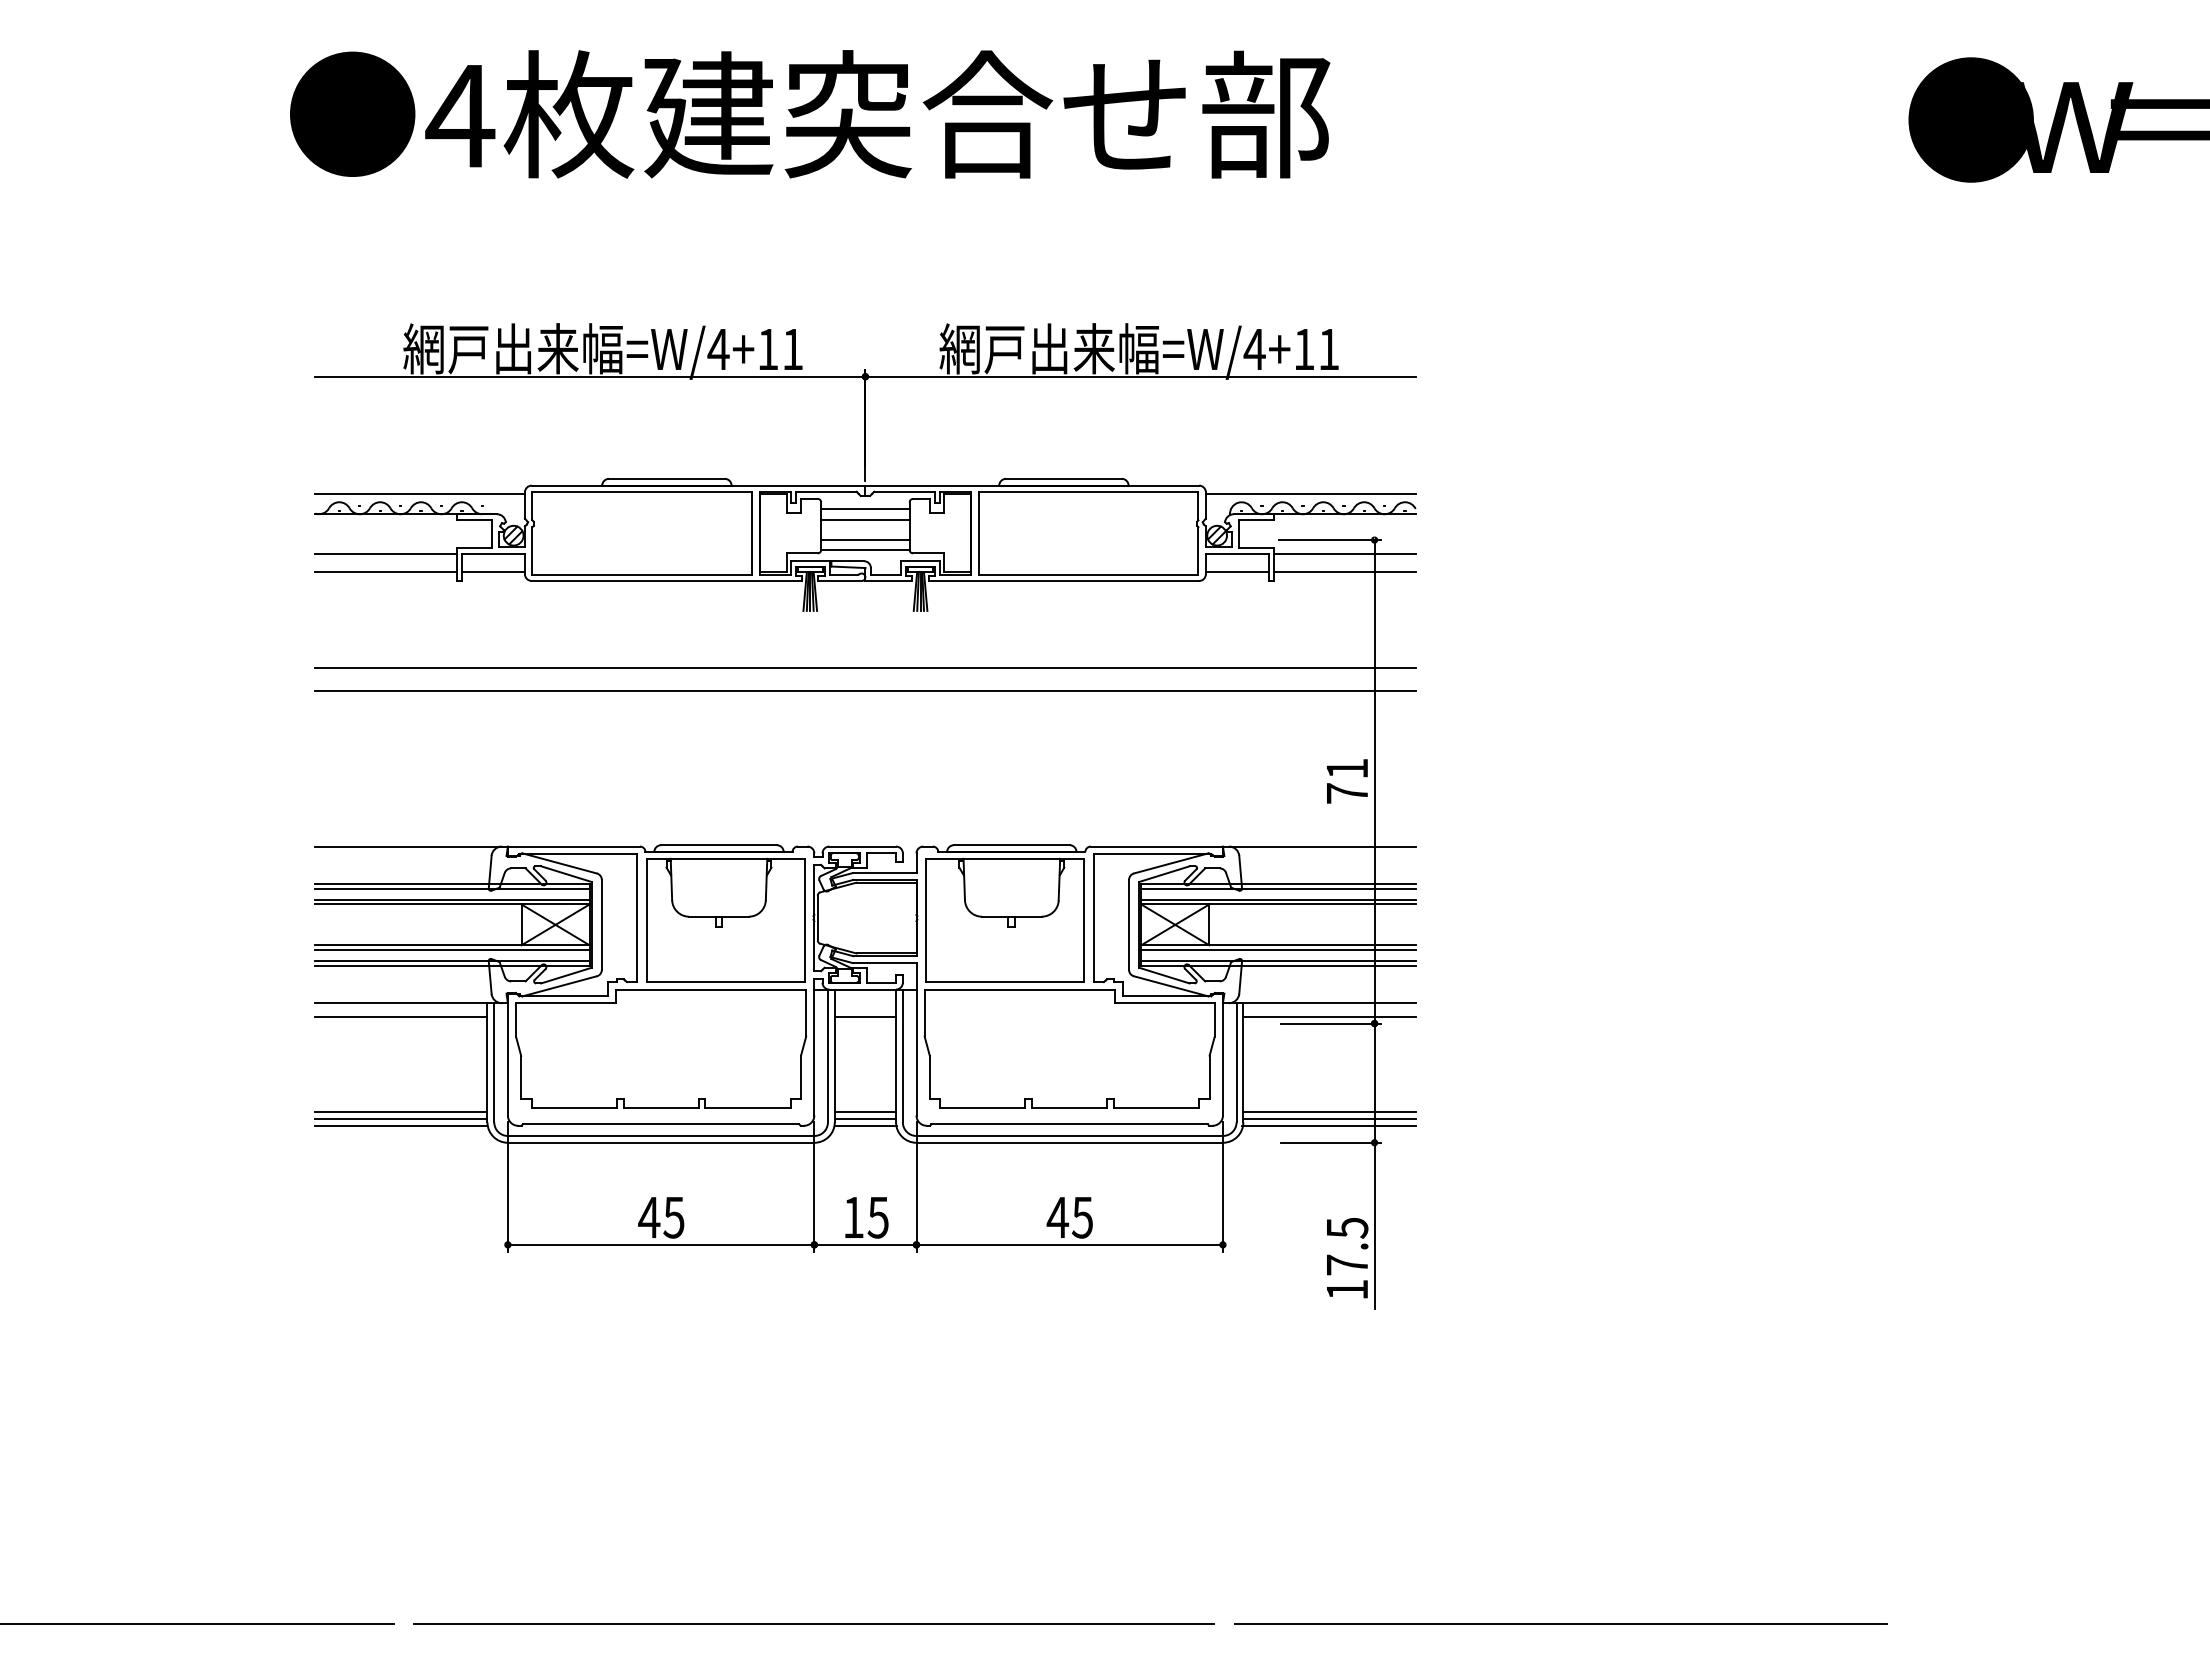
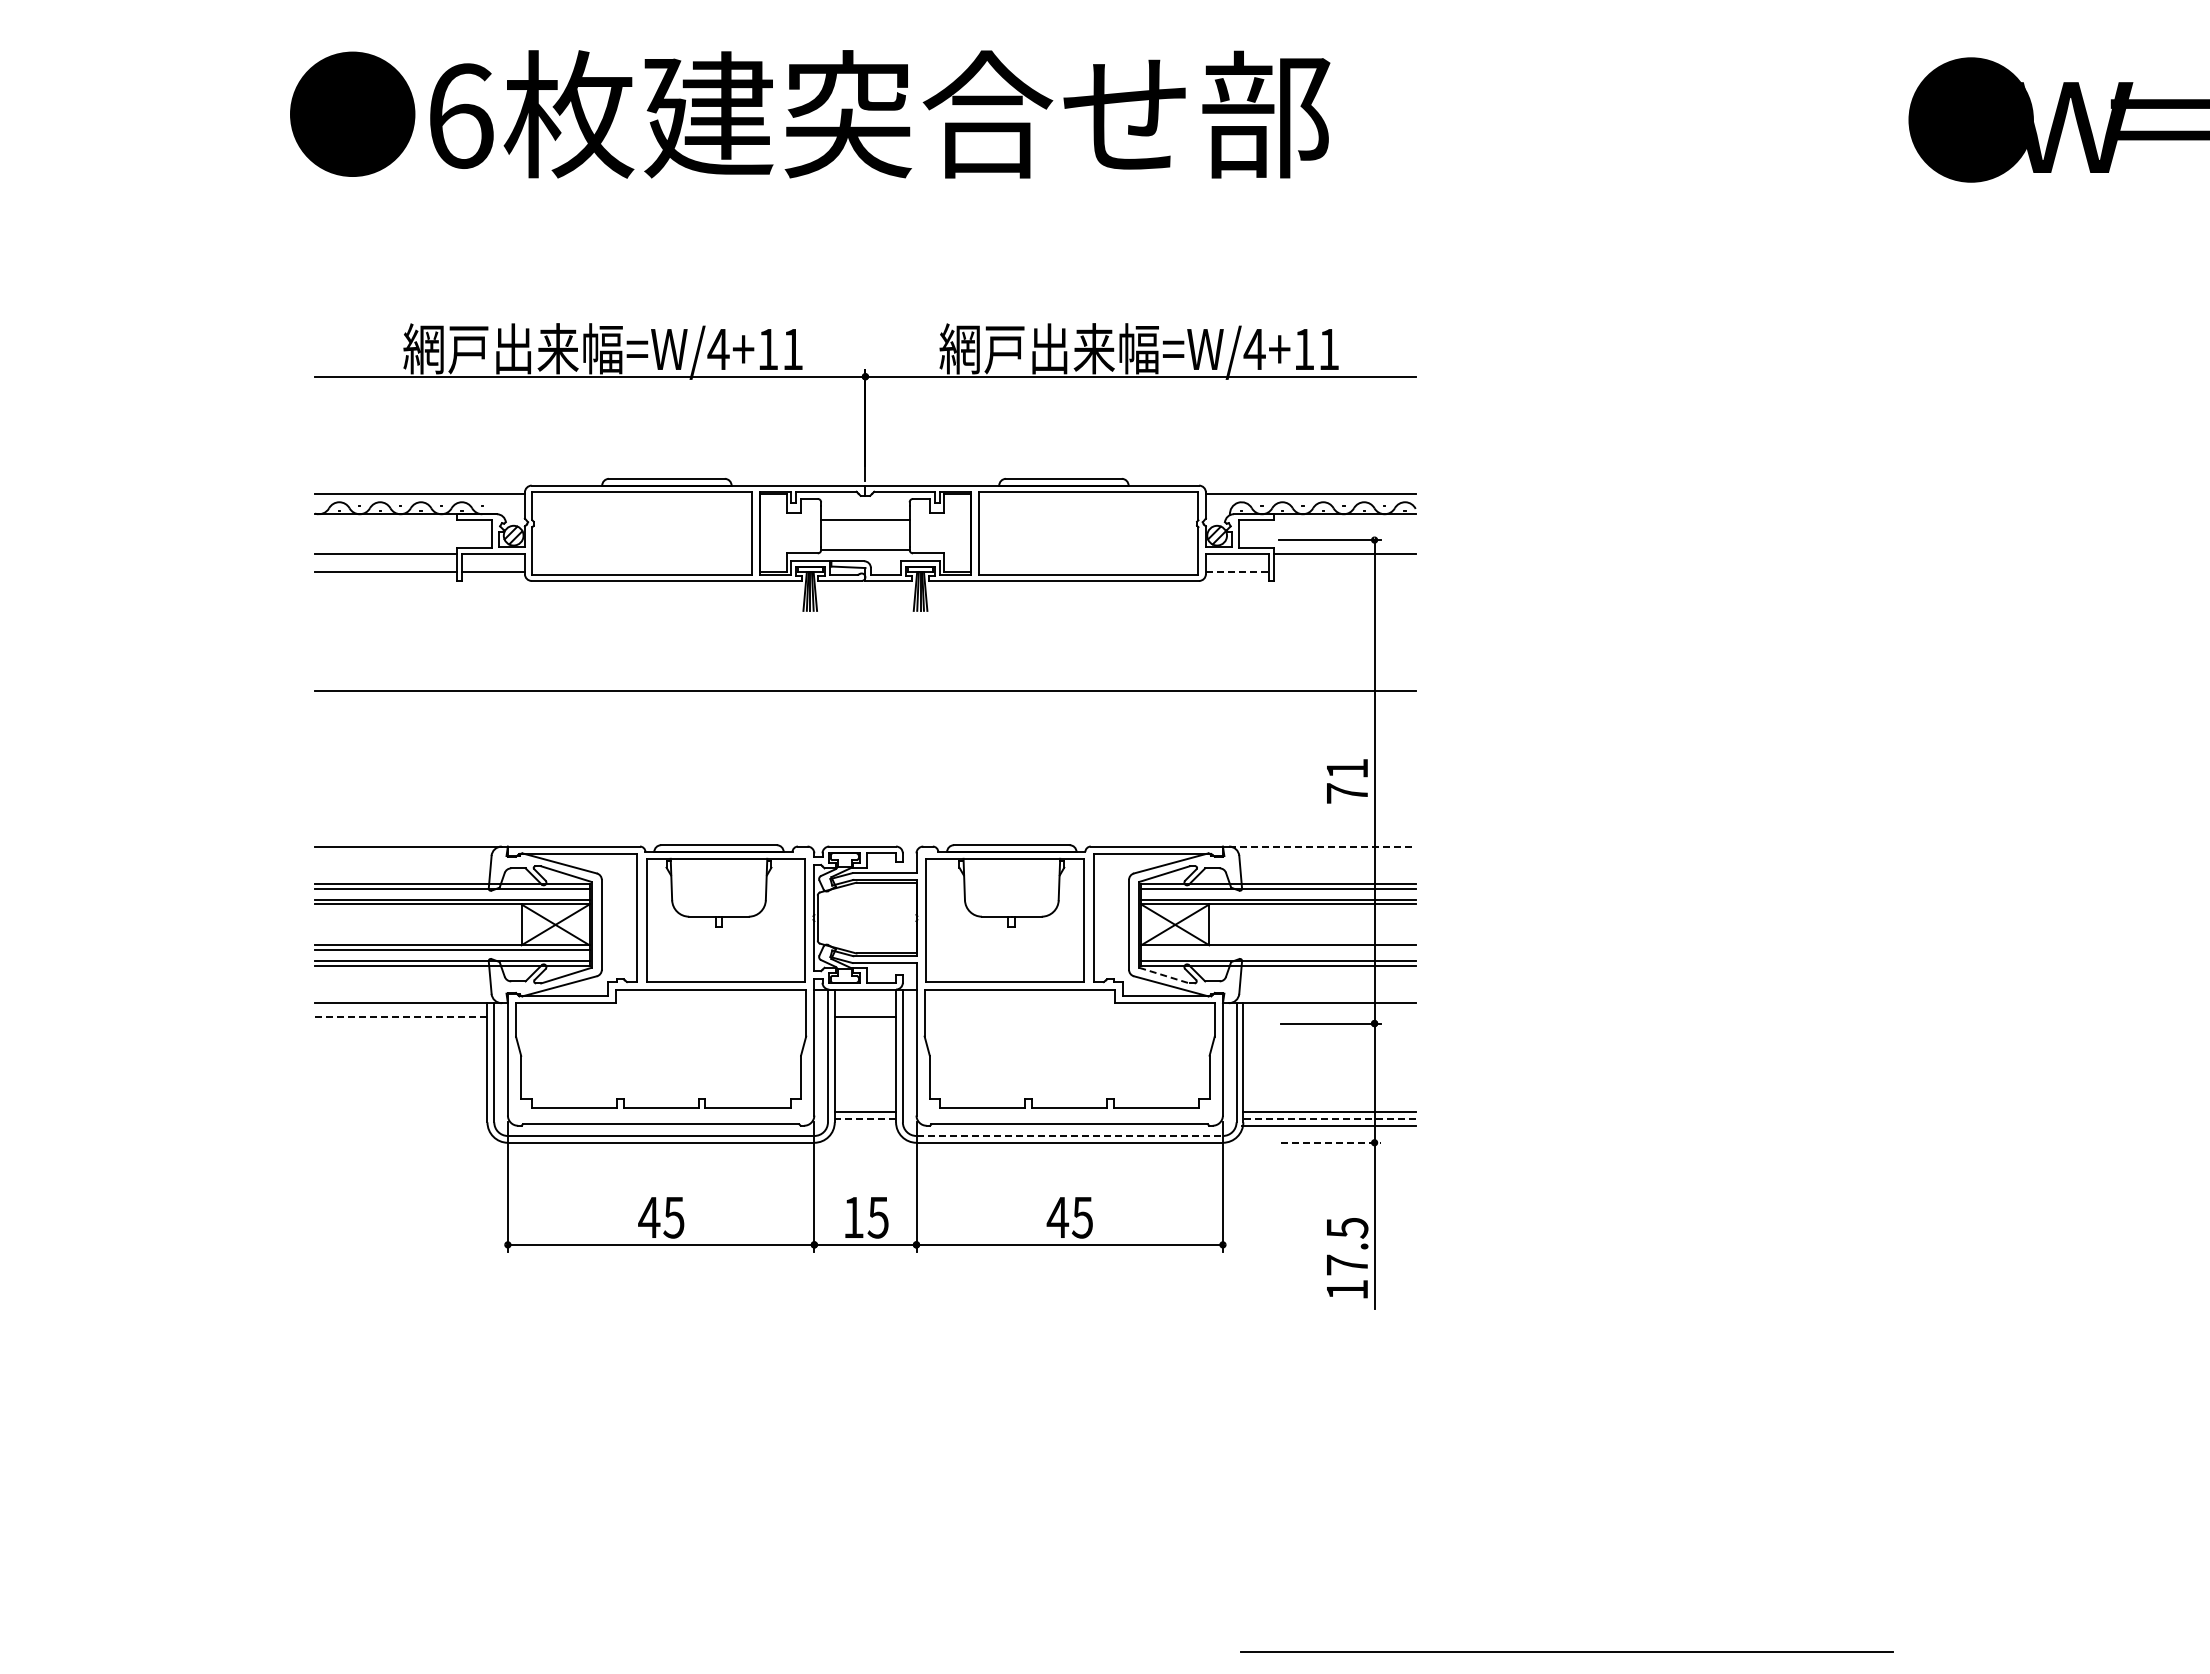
text: 4 -> 6 (460, 115)
line: present -> none (865, 509)
line: present -> none (865, 540)
line: solid -> dashed (1237, 572)
line: present -> none (1344, 572)
line: present -> none (865, 668)
line: solid -> dashed (1322, 846)
line: present -> none (1278, 950)
line: solid -> dashed (1164, 975)
line: solid -> dashed (401, 1017)
line: present -> none (1329, 1017)
line: present -> none (401, 1112)
line: present -> none (401, 1118)
line: solid -> dashed (865, 1118)
line: solid -> dashed (1329, 1118)
line: present -> none (401, 1125)
line: present -> none (865, 1125)
line: solid -> dashed (1070, 1135)
line: solid -> dashed (1331, 1142)
line: present -> none (197, 1623)
line: present -> none (813, 1623)
line position: (1560, 1623) -> (1566, 1651) (1566, 1651)
